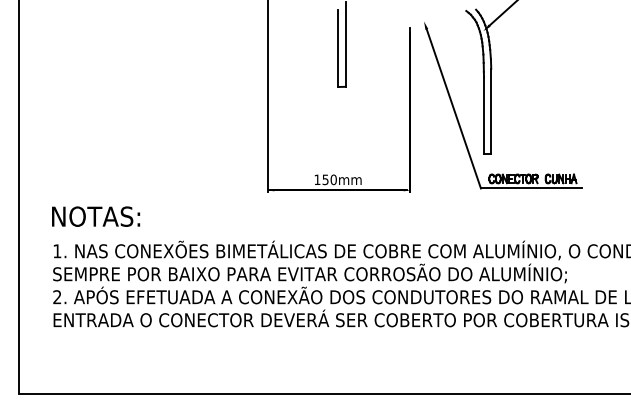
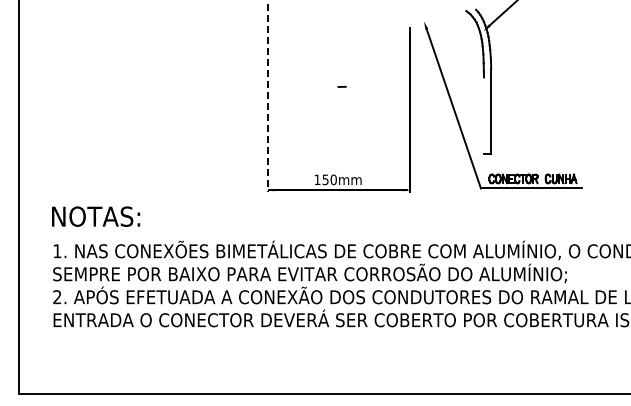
line: present -> none (345, 44)
line: present -> none (338, 48)
line: solid -> dashed (267, 96)
line: present -> none (484, 115)
